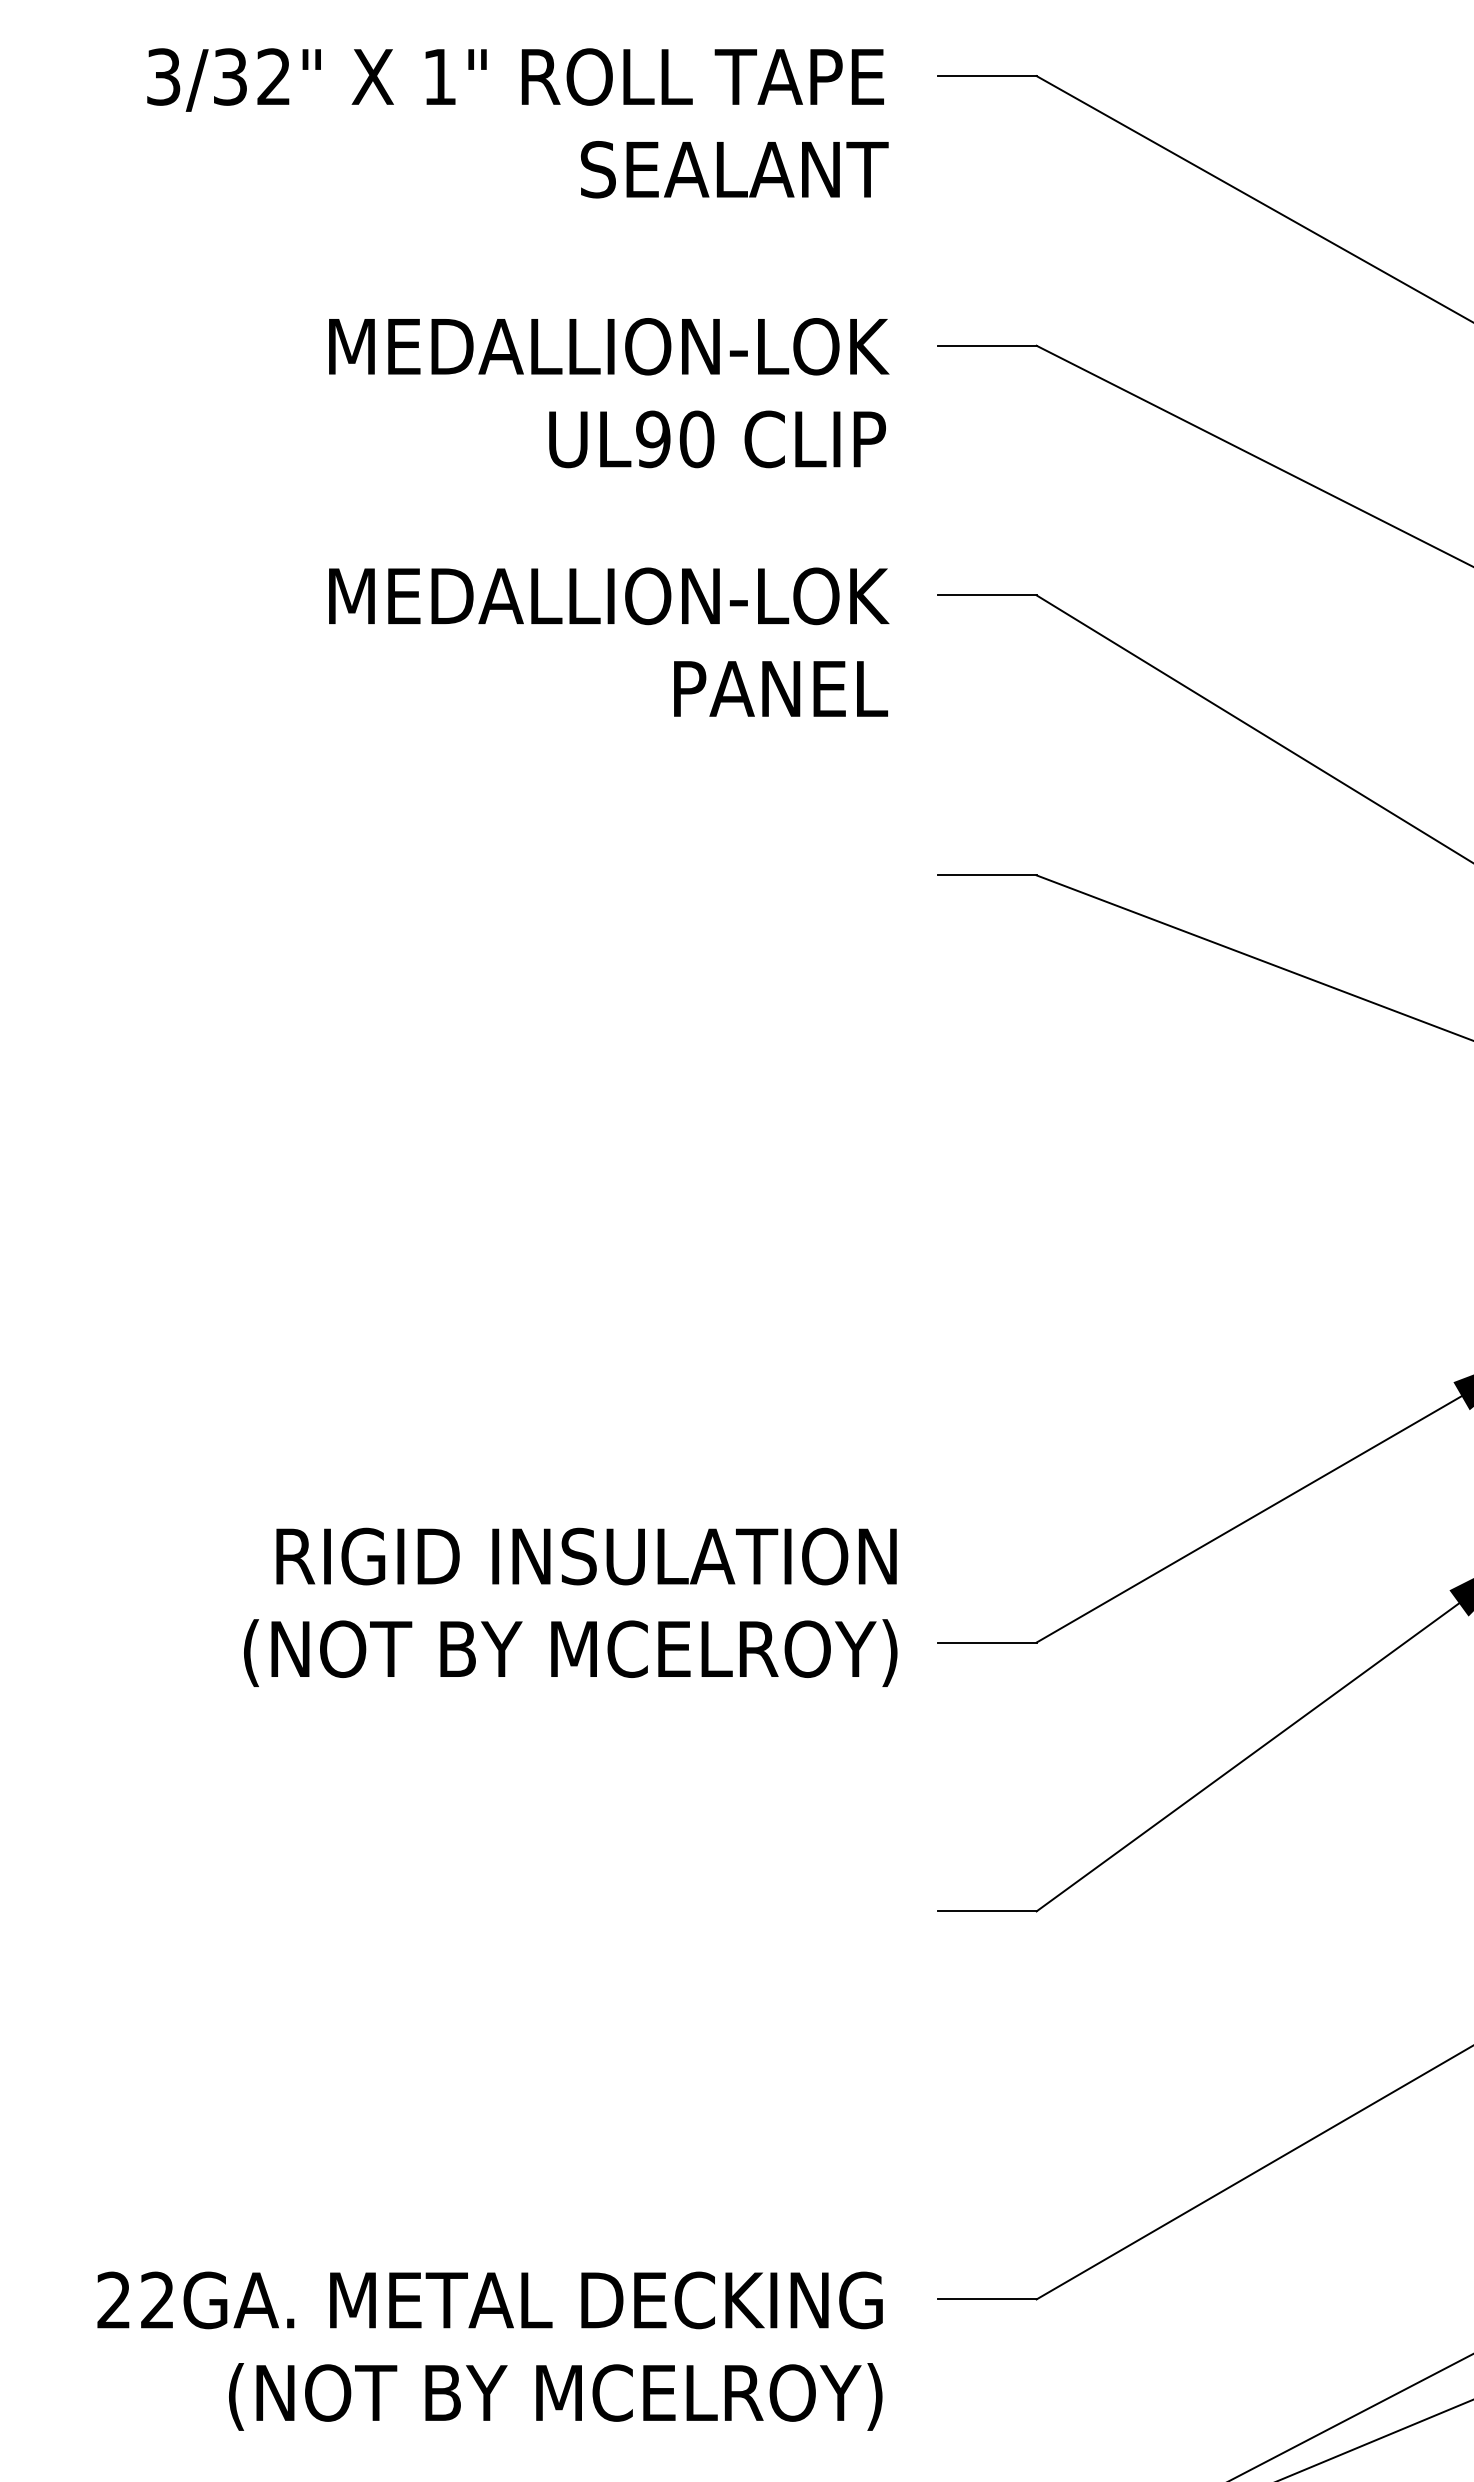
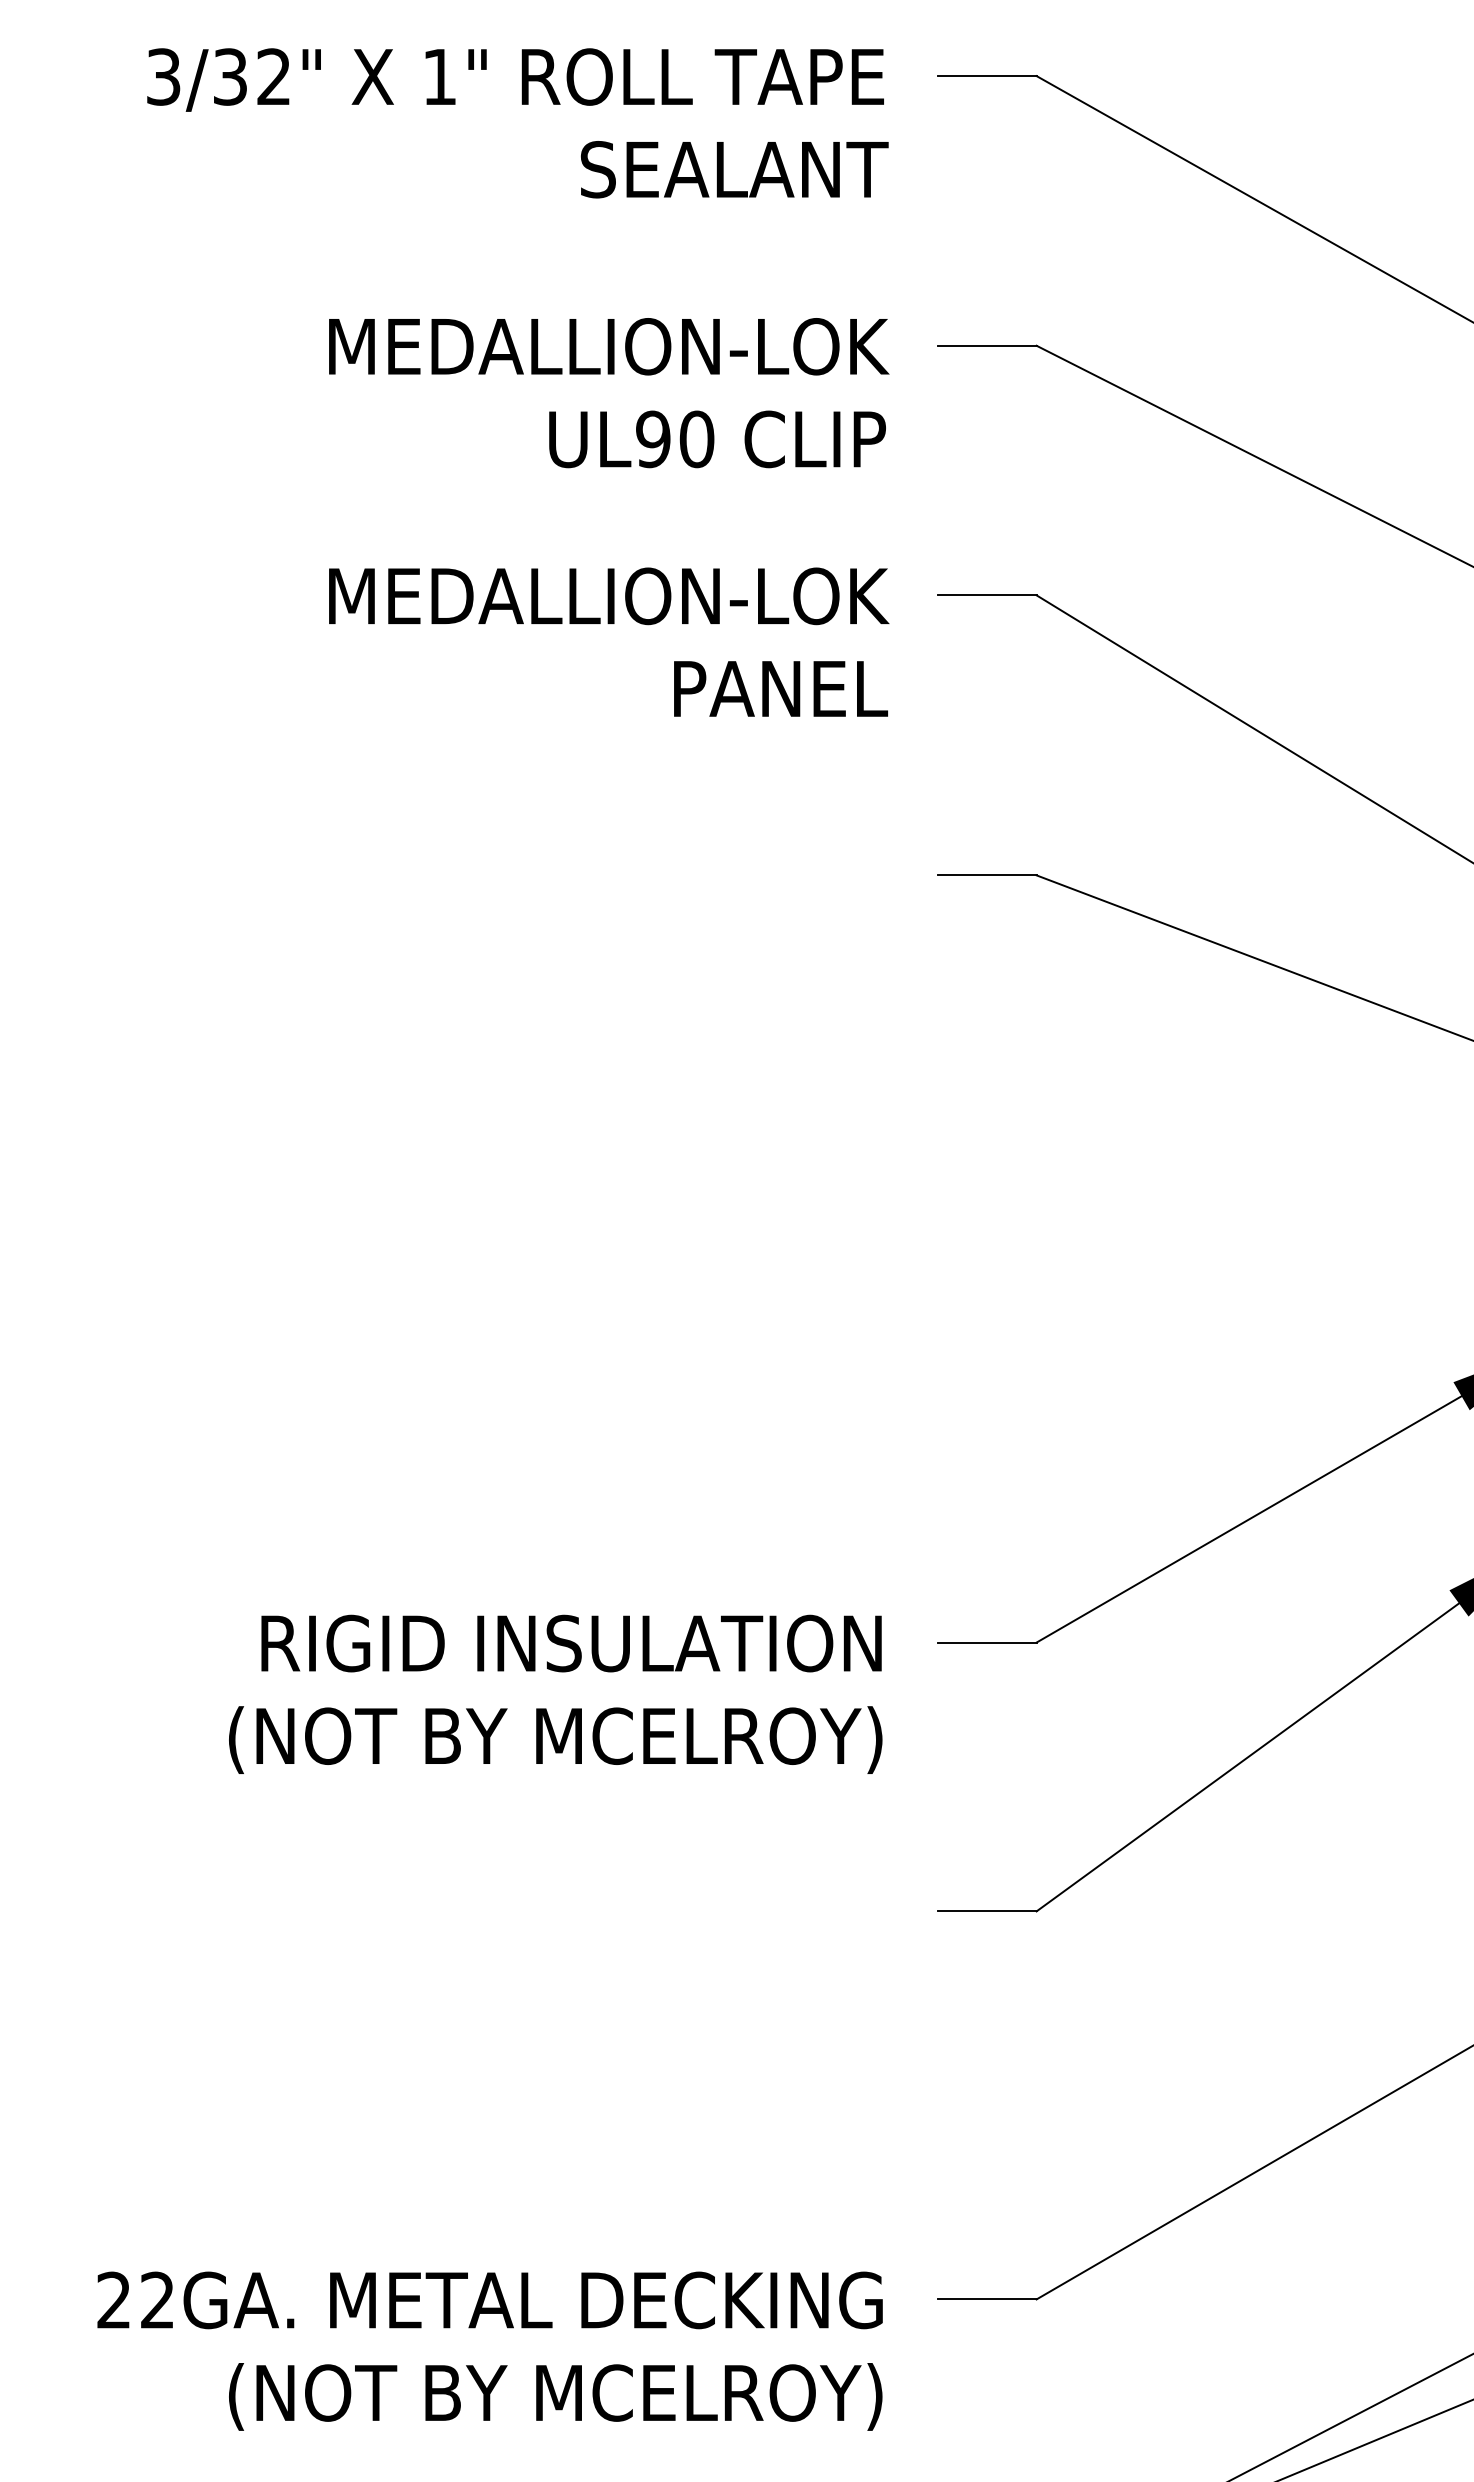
text position: (570, 1606) -> (555, 1693) (555, 1693)
